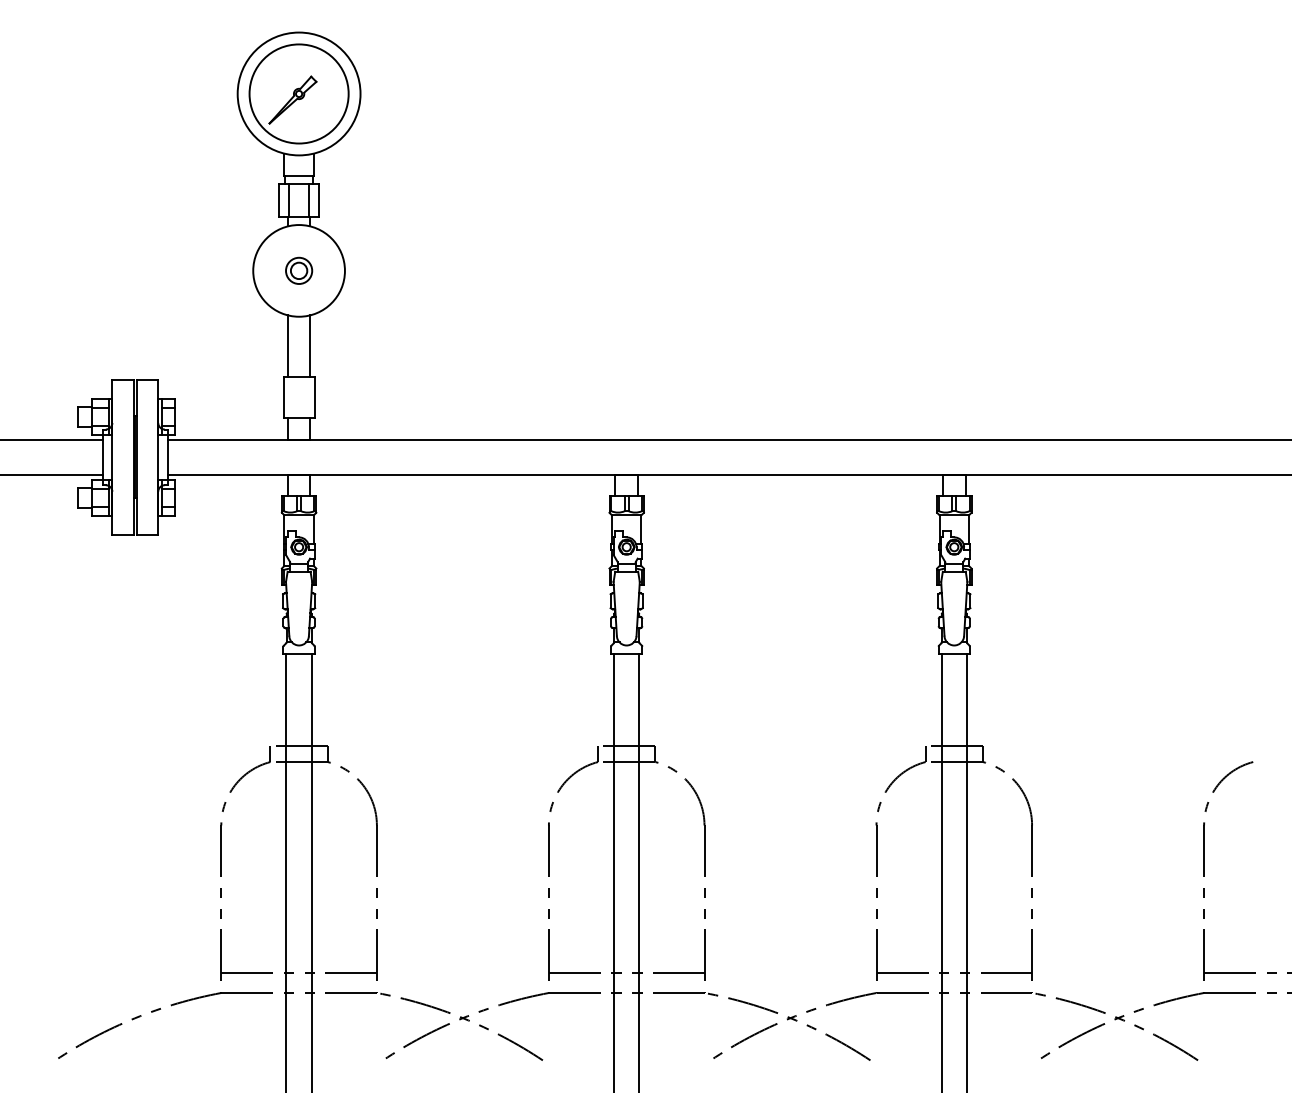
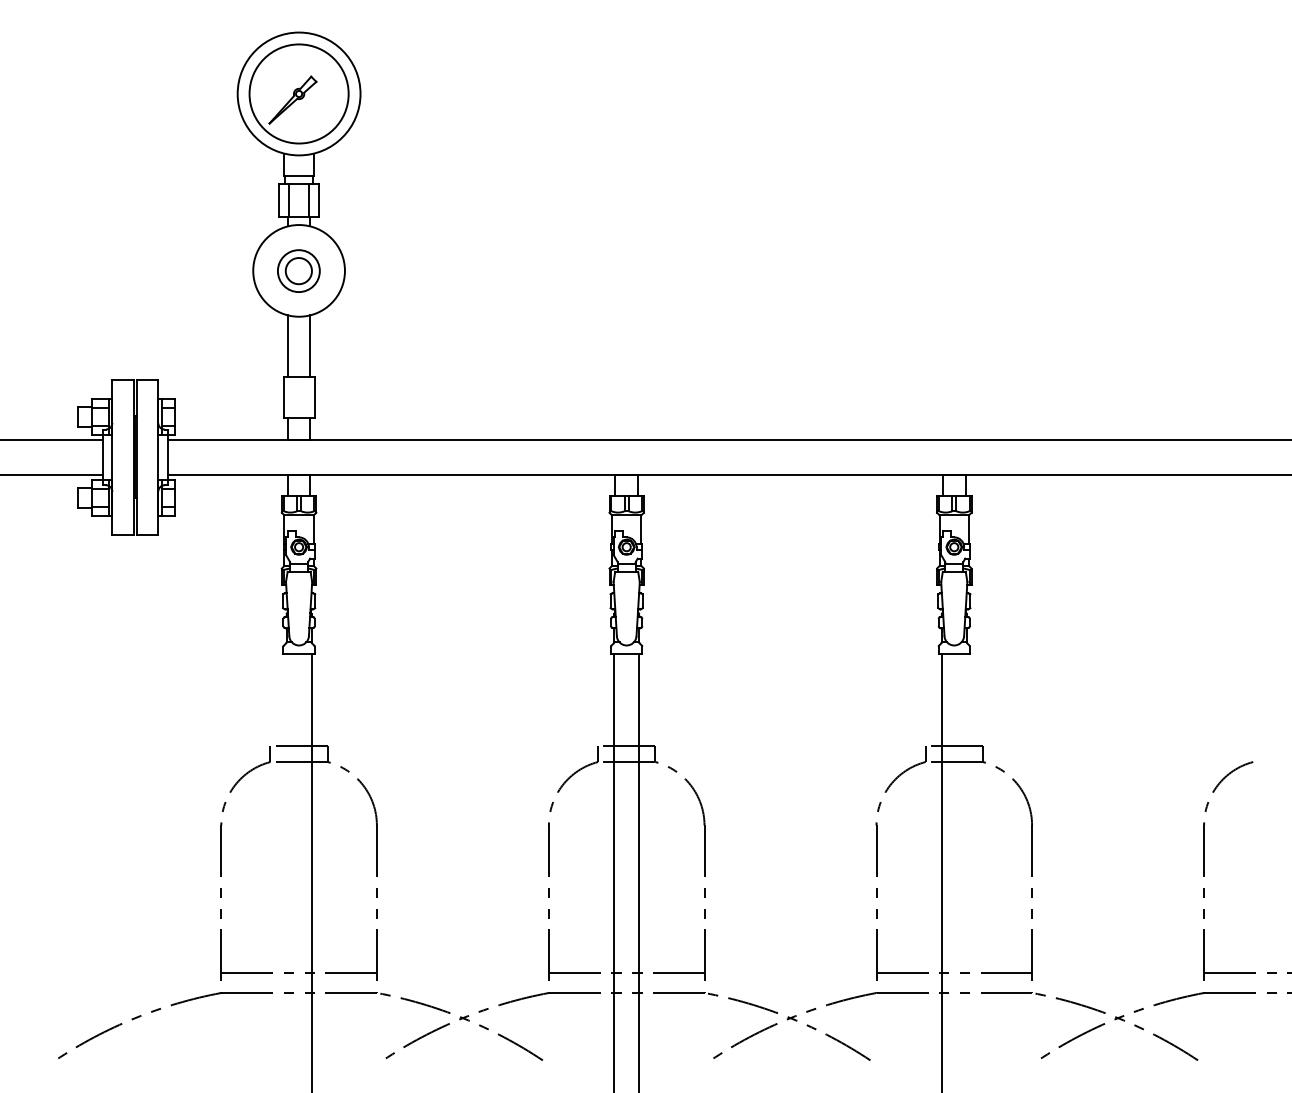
part size: 29x29 px -> 44x44 px (298, 270)
line: present -> none (286, 871)
line: present -> none (966, 871)
